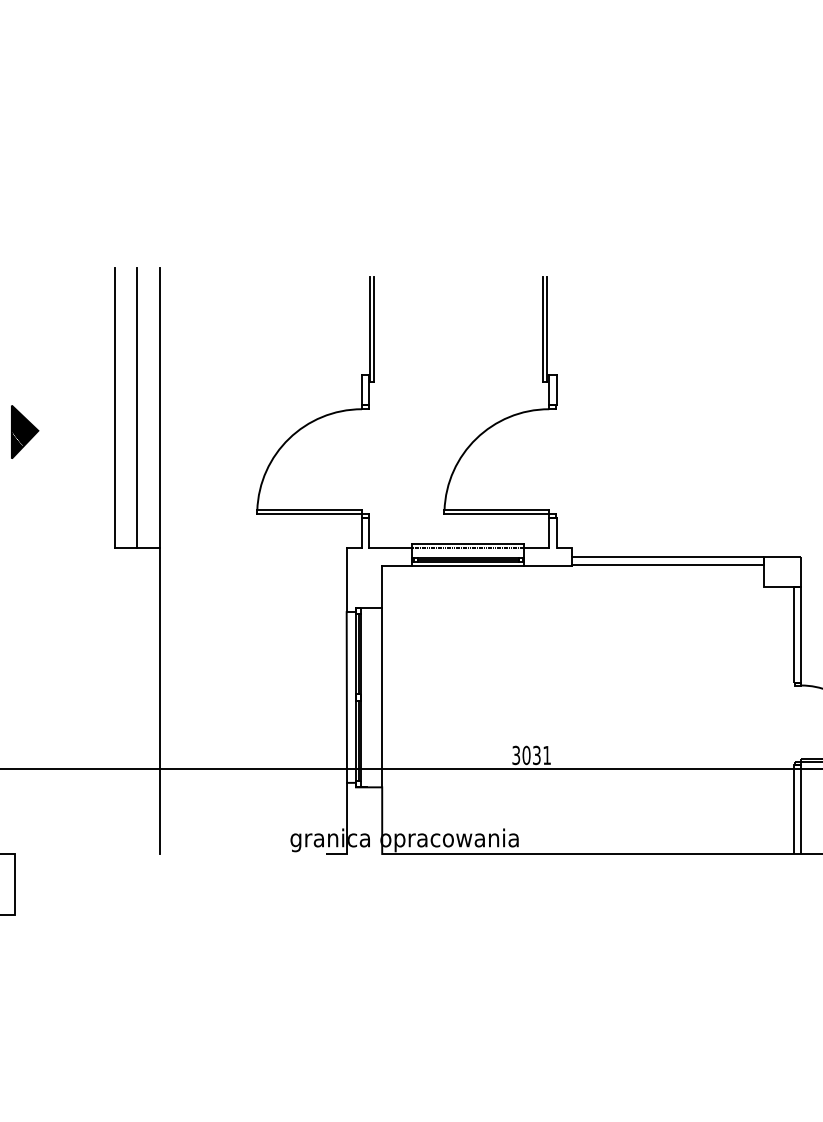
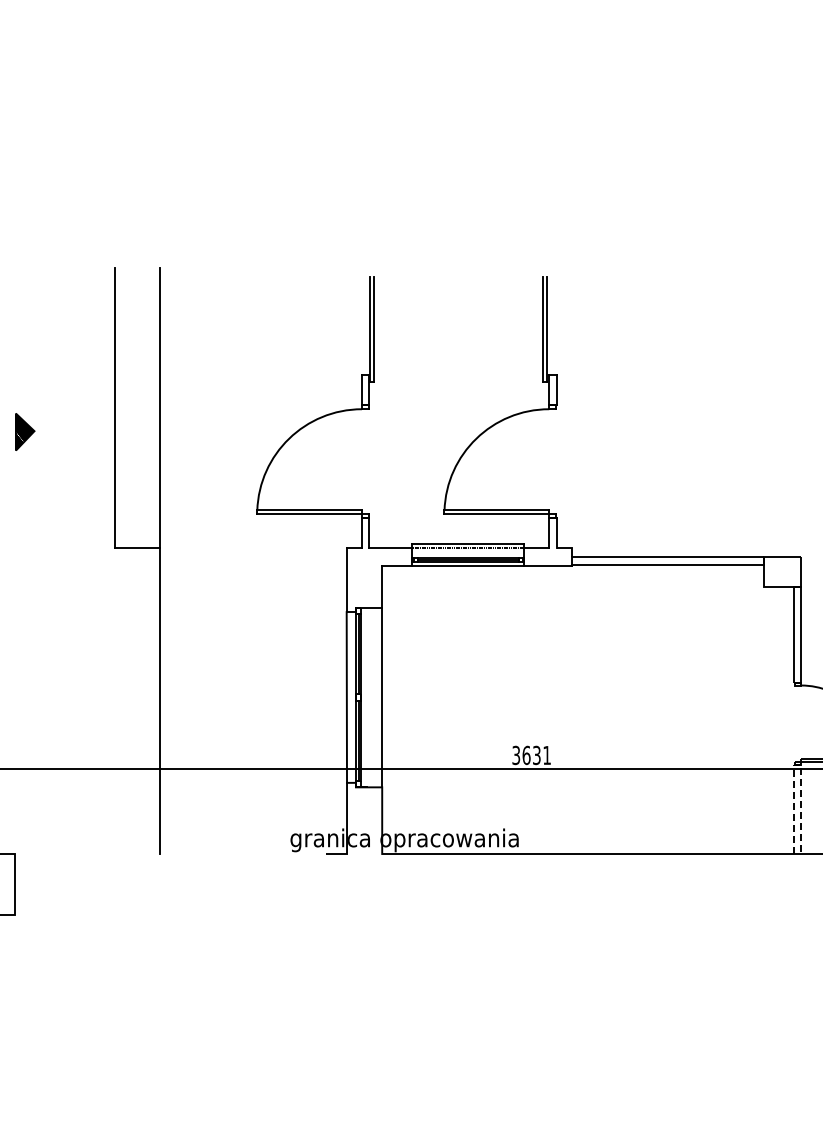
line: present -> none (137, 407)
part size: 29x54 px -> 21x38 px (25, 431)
text: 3031 -> 3631 (526, 754)
line: solid -> dashed (797, 765)
